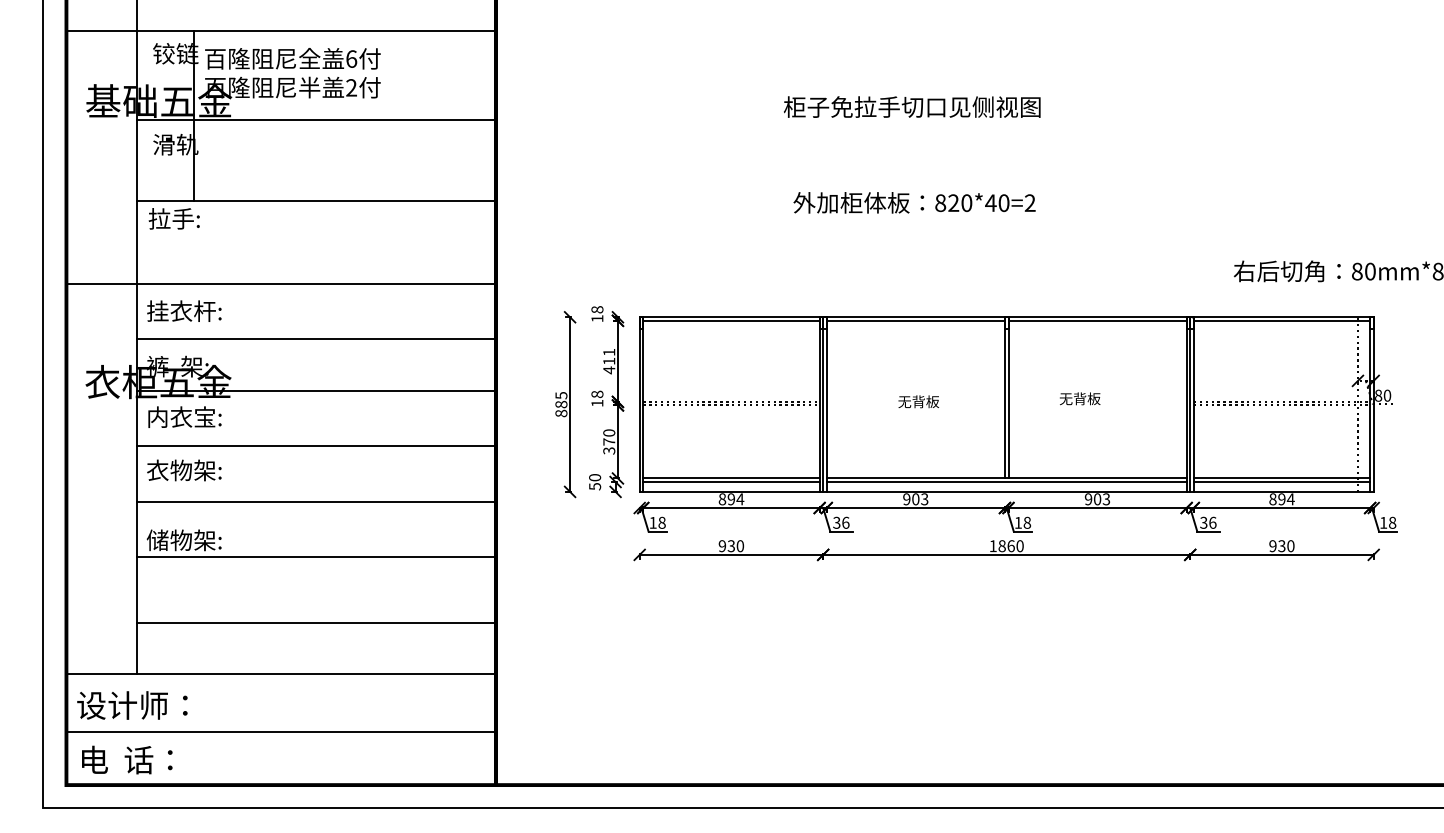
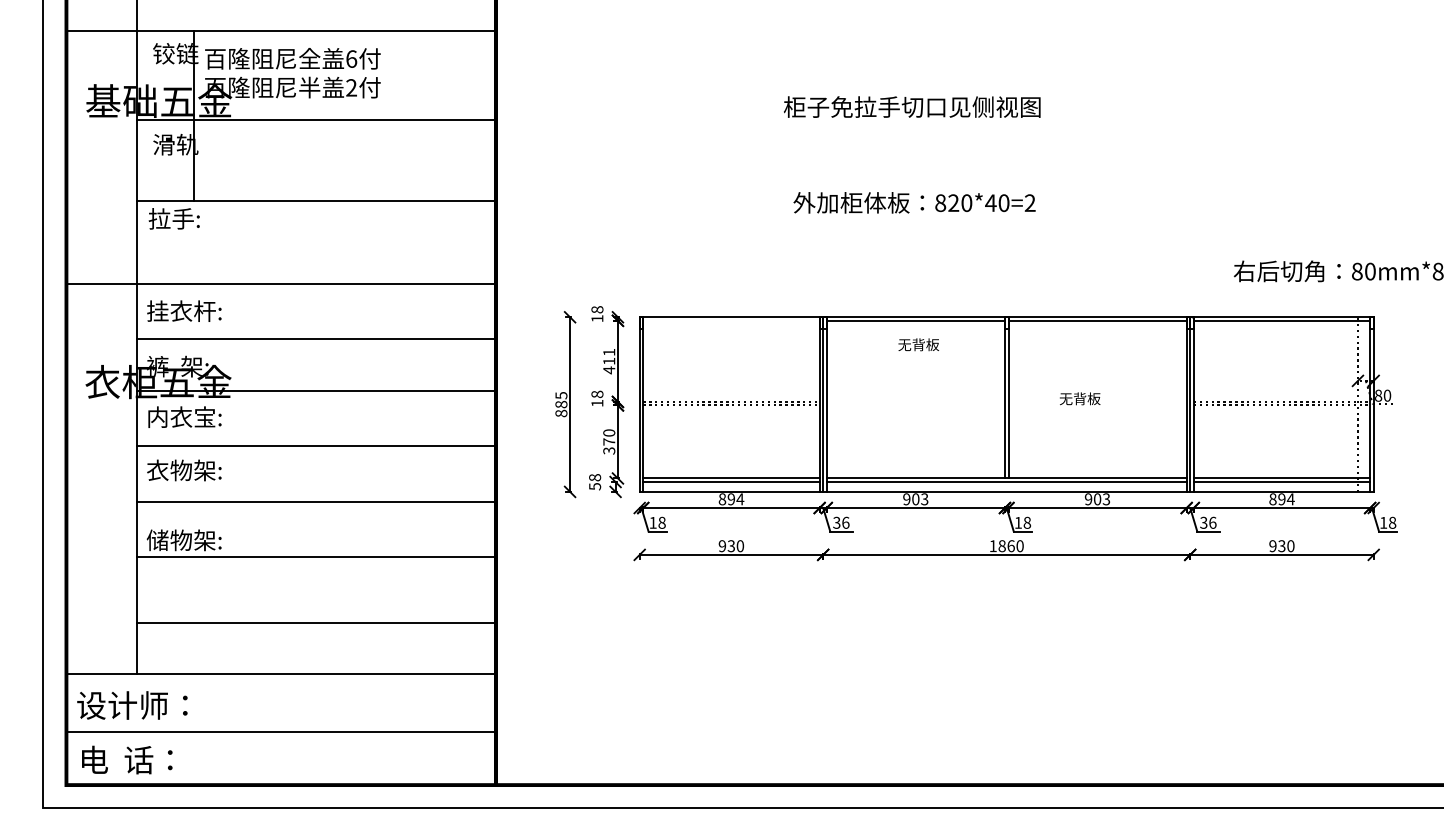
line: present -> none (731, 320)
text position: (918, 401) -> (918, 344) (918, 344)
text: 50 -> 58 (594, 477)
